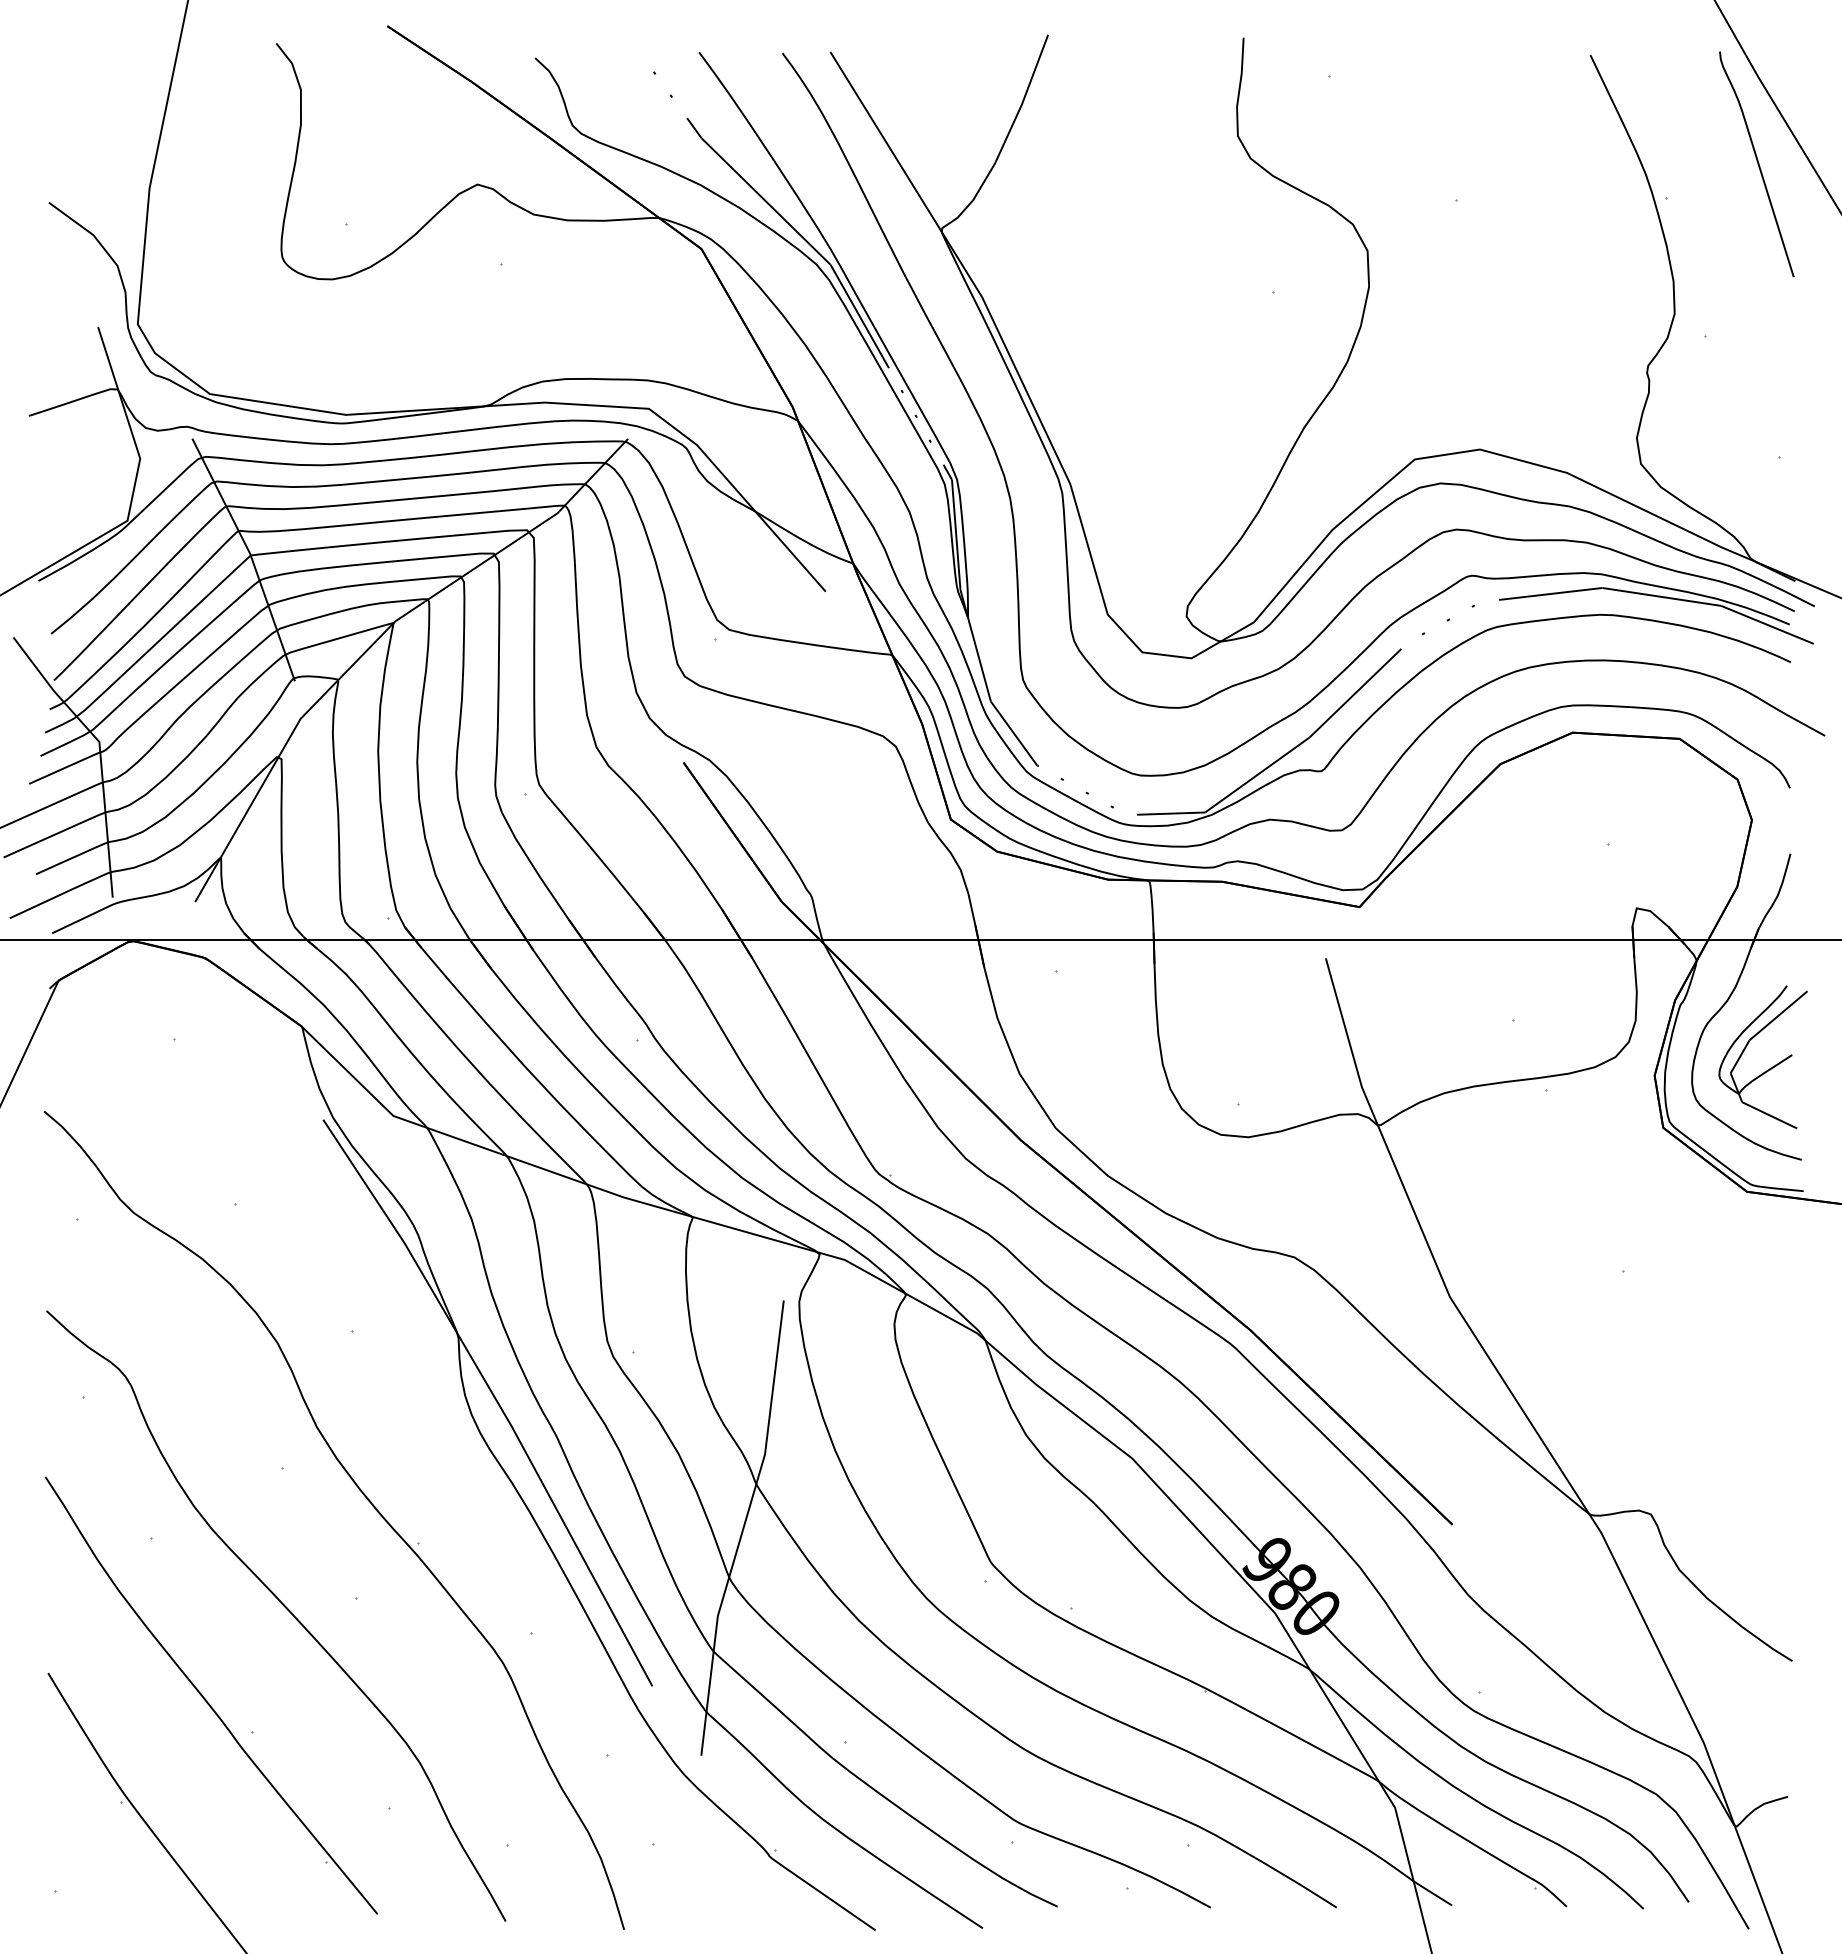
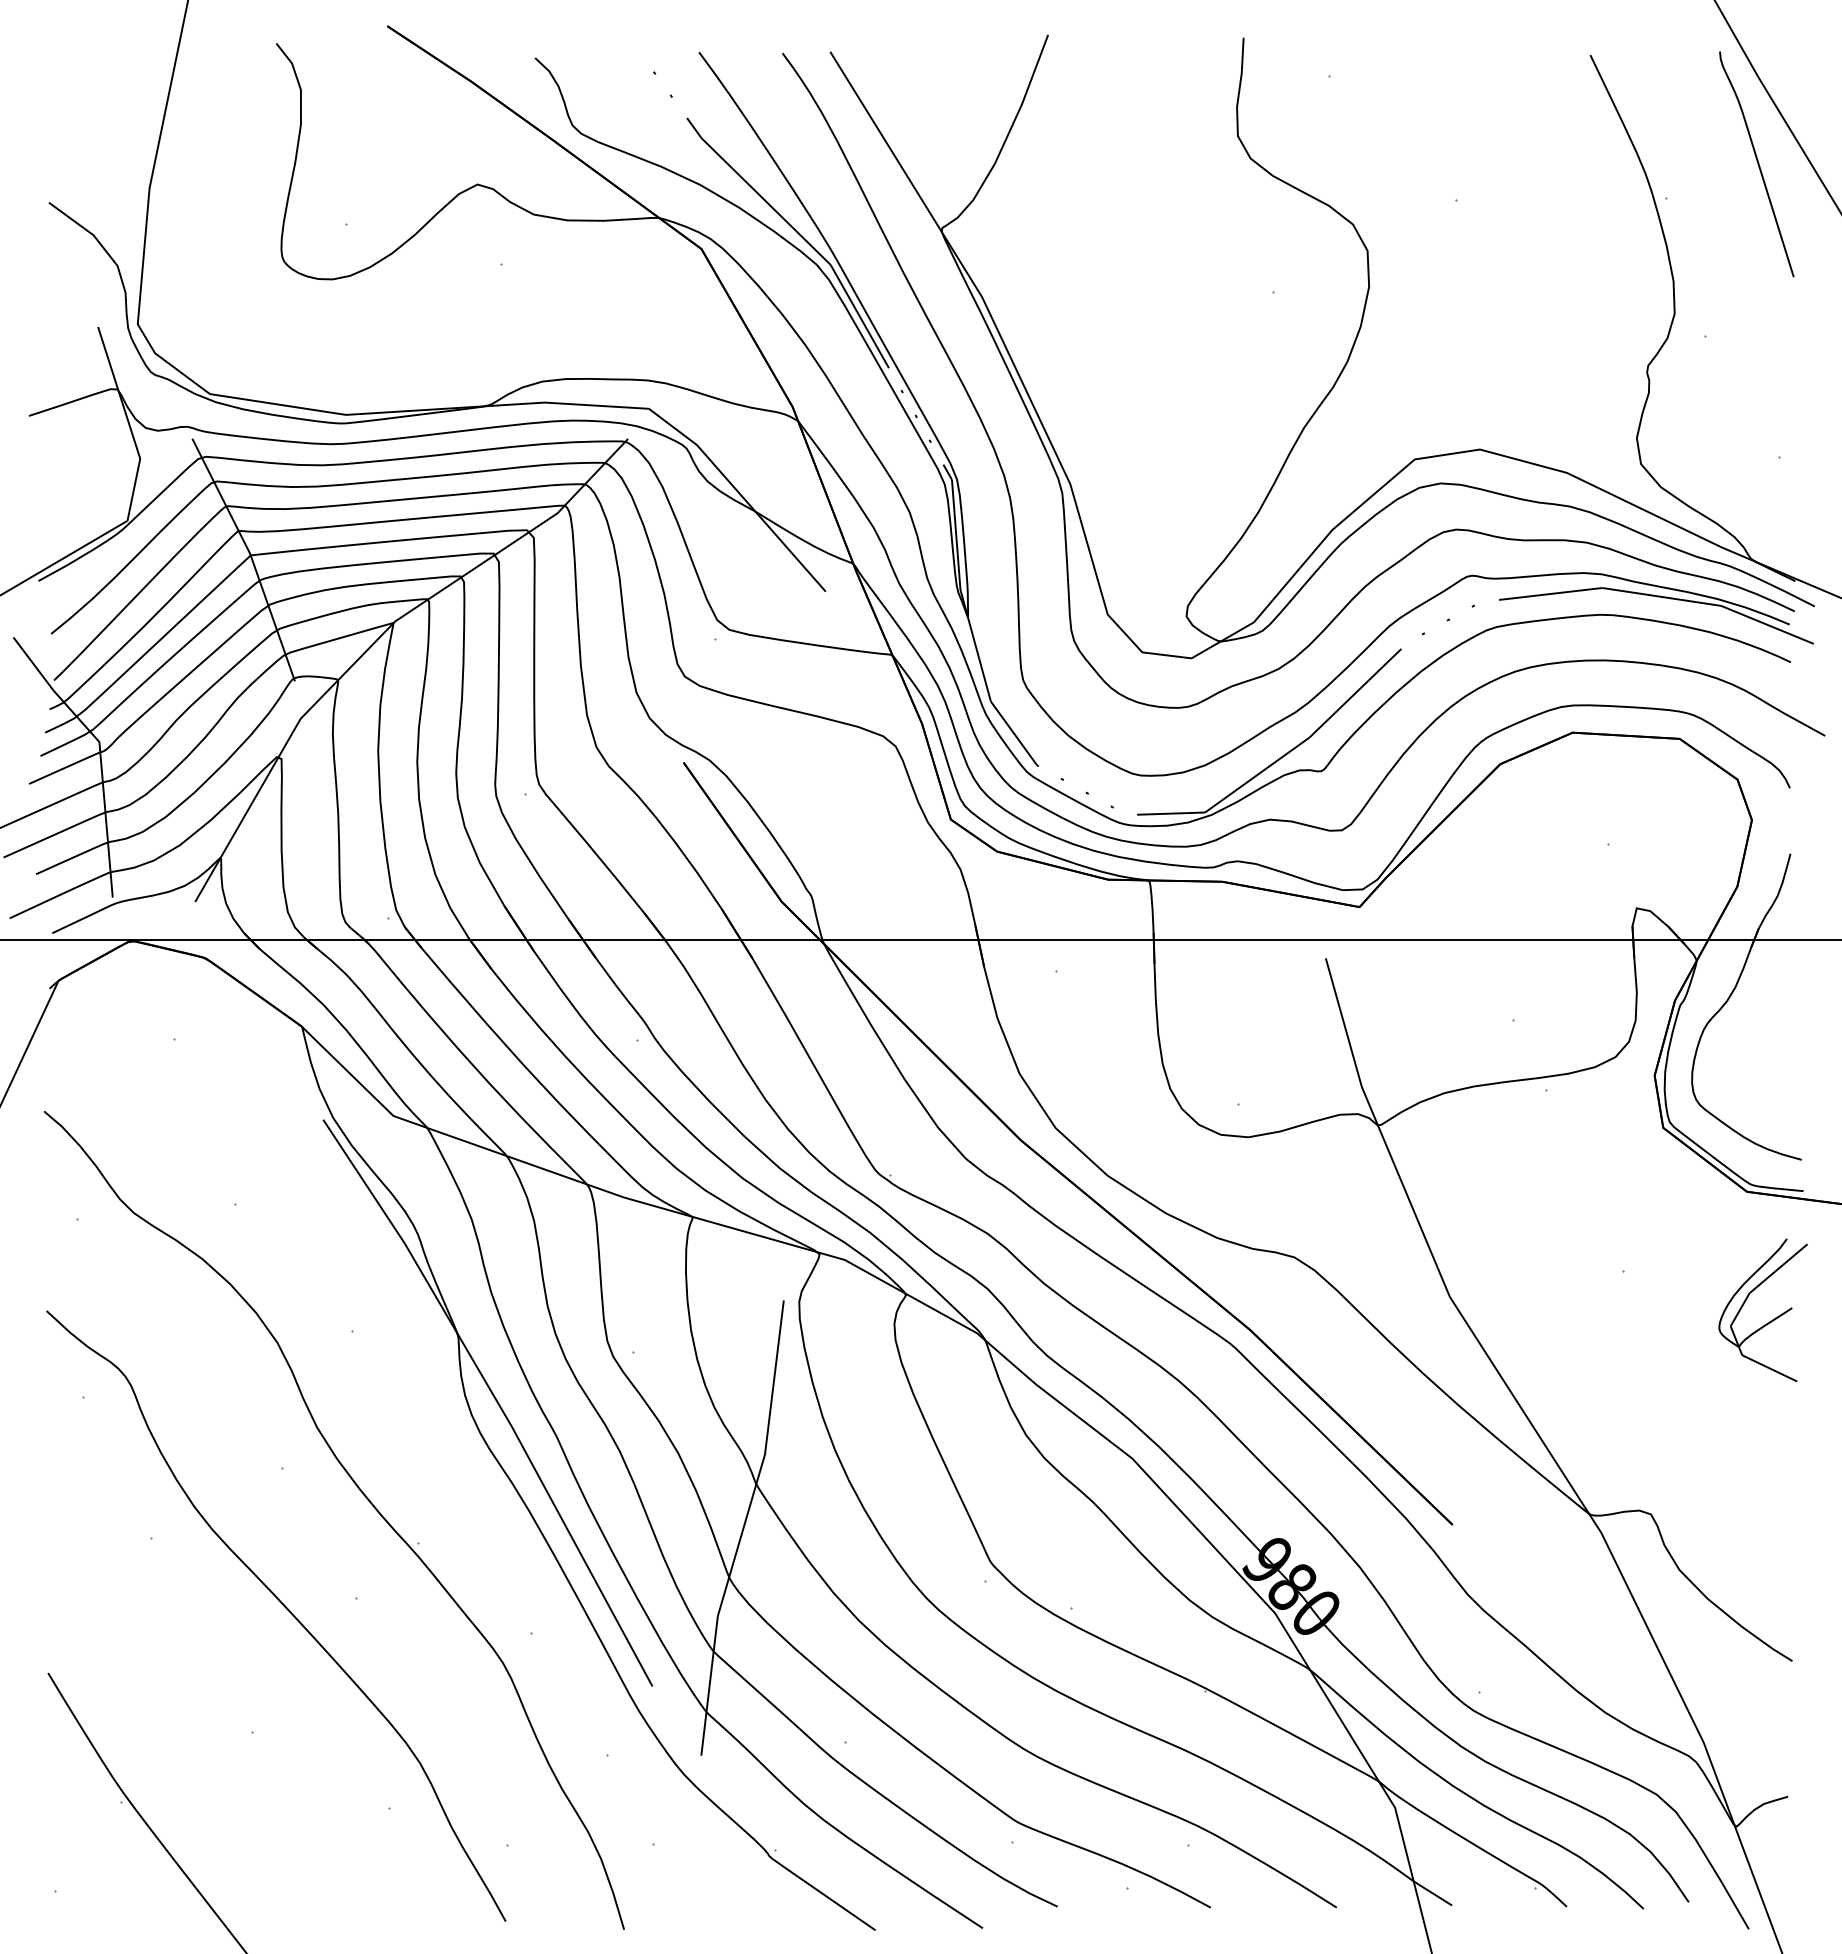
part position: (1767, 1069) -> (1767, 1322) (1767, 1322)
part: present -> none (206, 1699)
